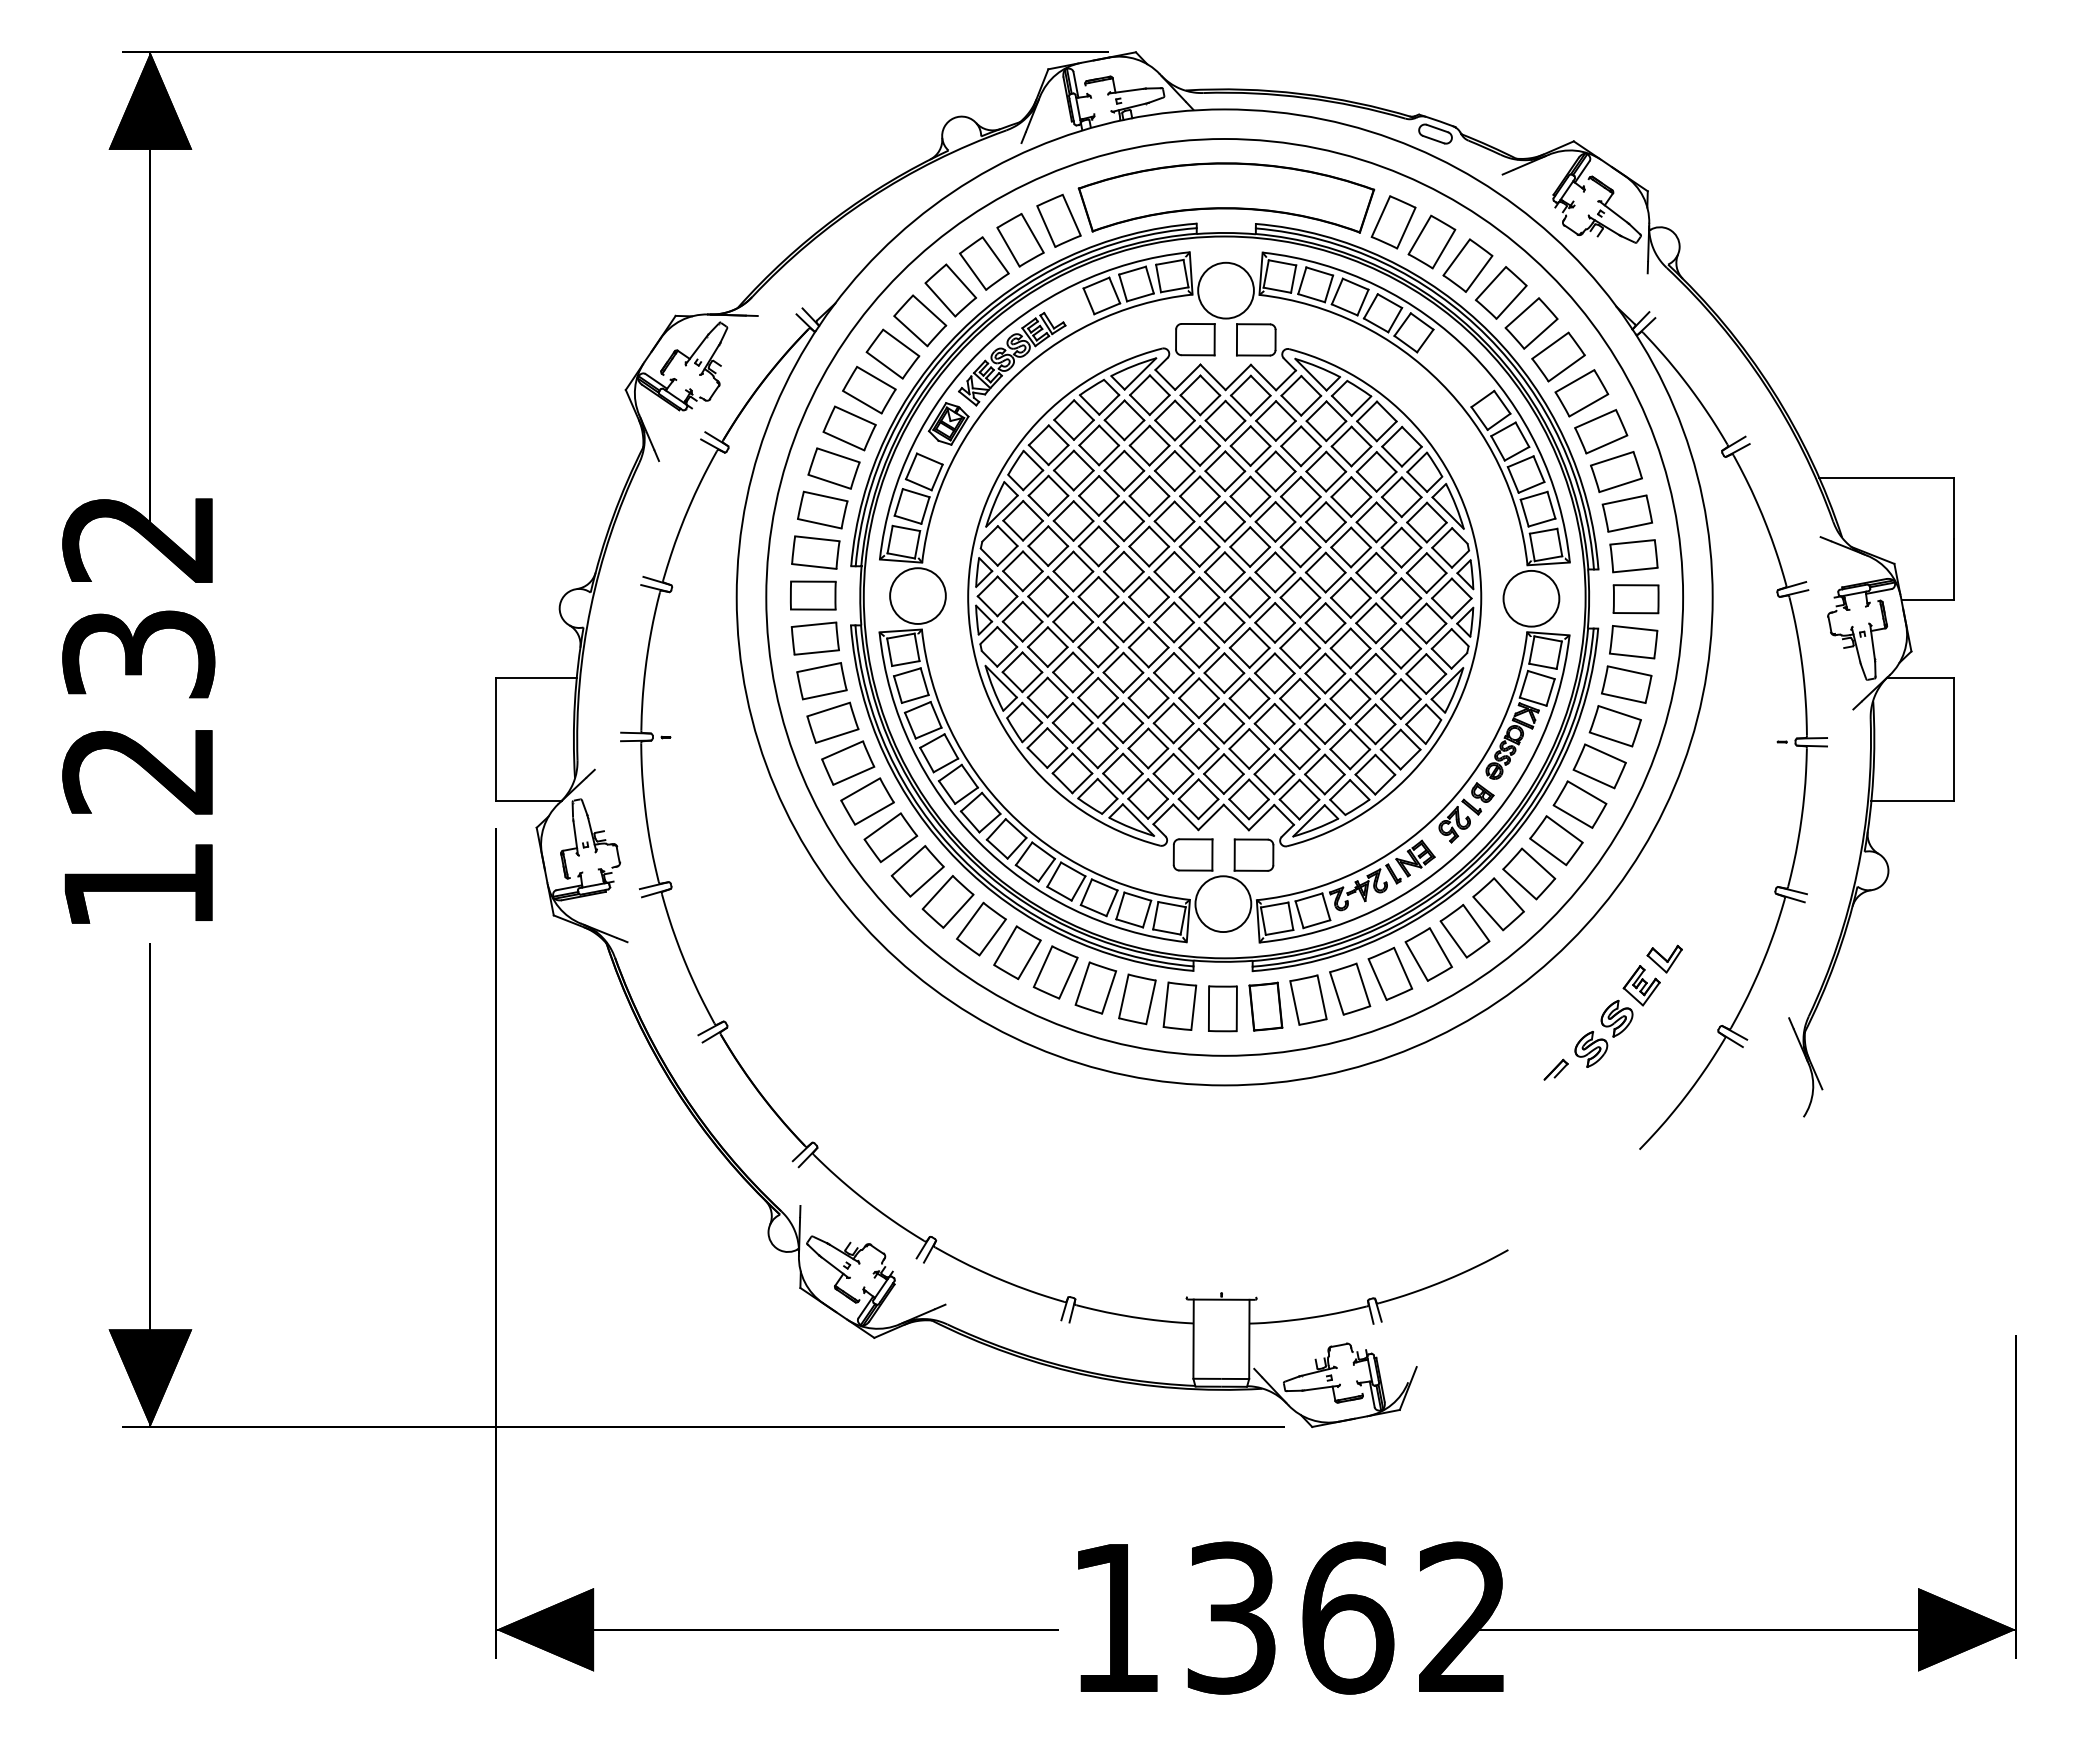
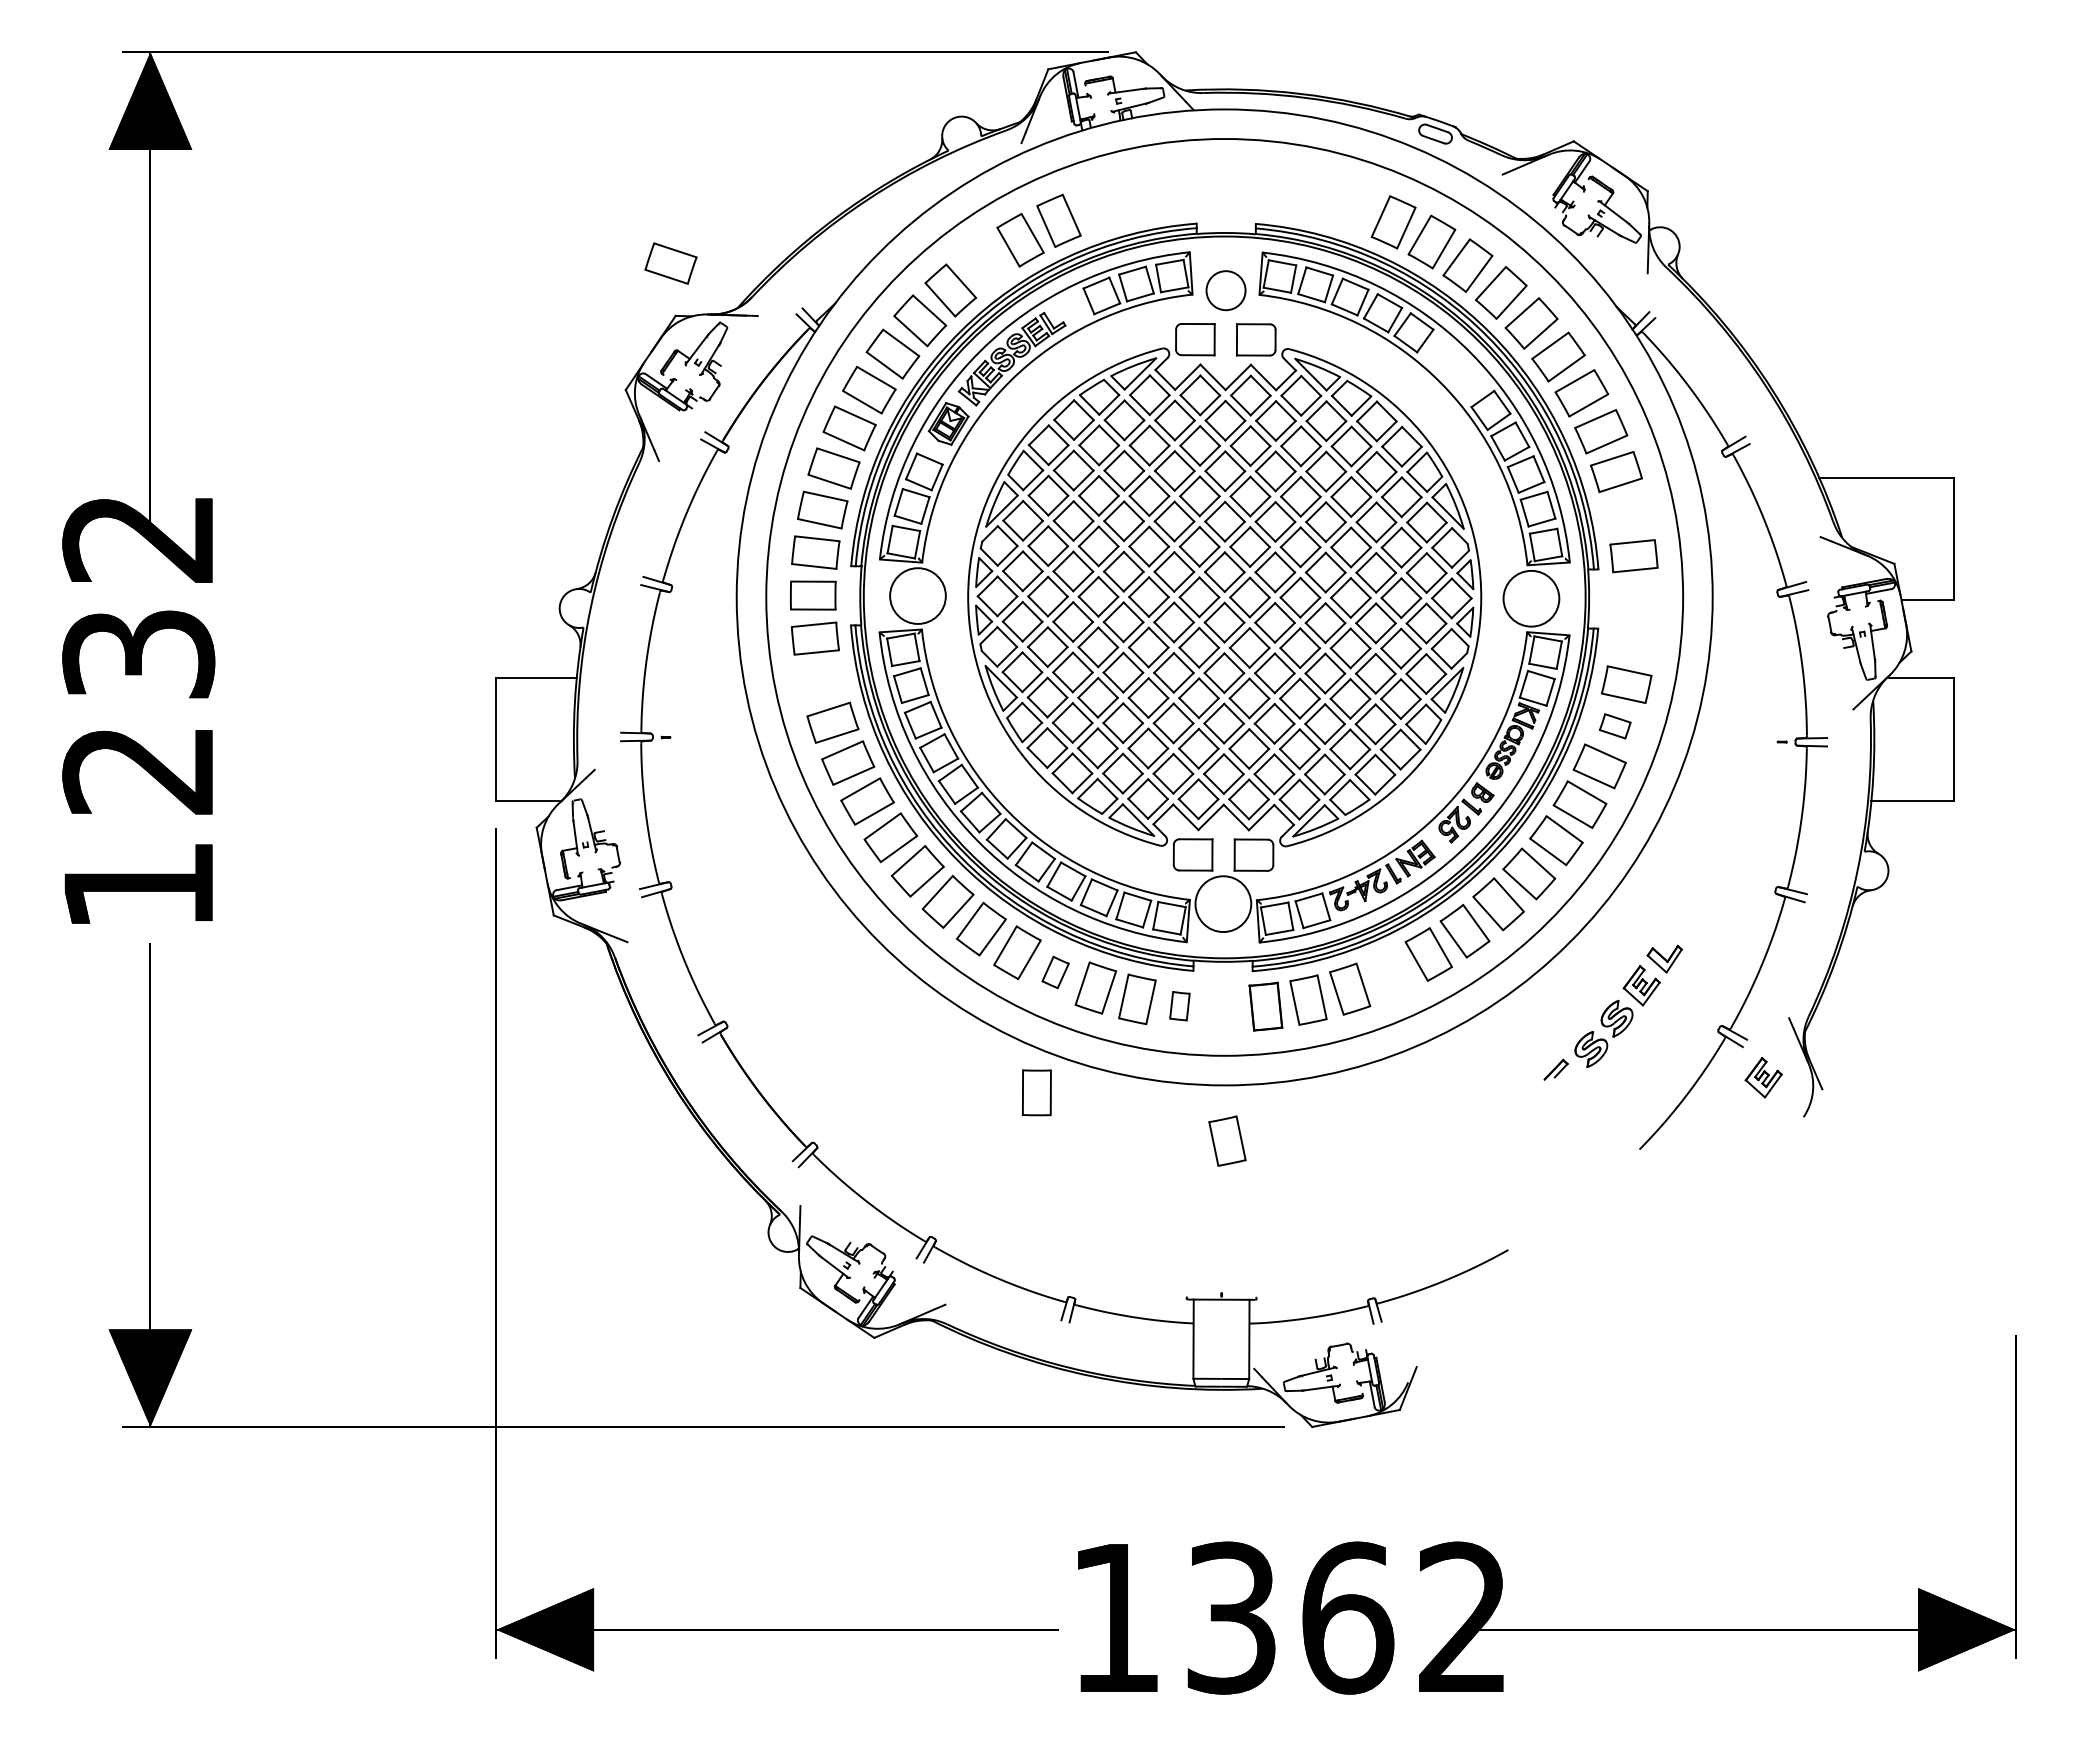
part: present -> none (1226, 197)
part: none -> present (670, 263)
part: present -> none (984, 263)
circle diameter: 56 px -> 39 px (1225, 290)
part: present -> none (1626, 513)
part: present -> none (1635, 599)
part: present -> none (1633, 642)
part: present -> none (821, 681)
part size: 54x43 px -> 34x27 px (1614, 726)
part size: 47x55 px -> 29x35 px (1055, 972)
part: present -> none (1390, 973)
part size: 36x50 px -> 22x31 px (1179, 1006)
part position: (1222, 1008) -> (1036, 1092) (1036, 1092)
part: none -> present (1763, 1077)
part: none -> present (1227, 1140)
